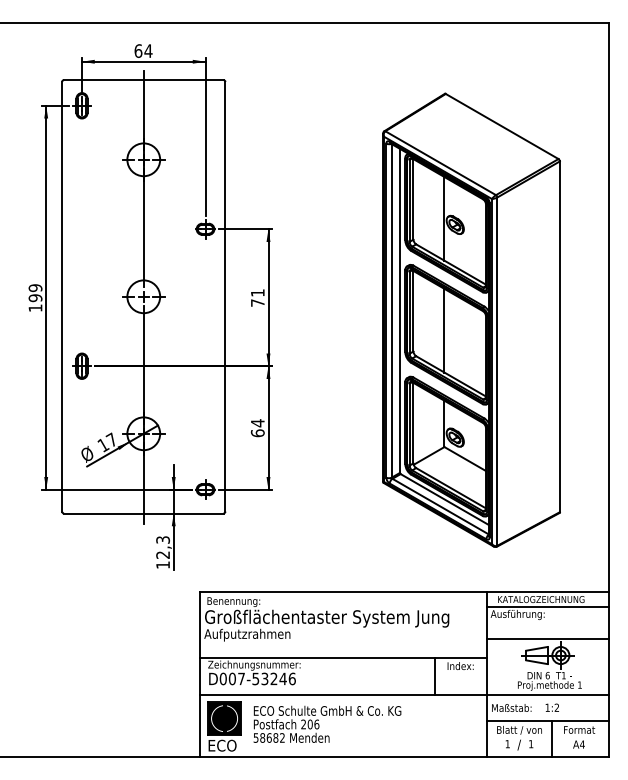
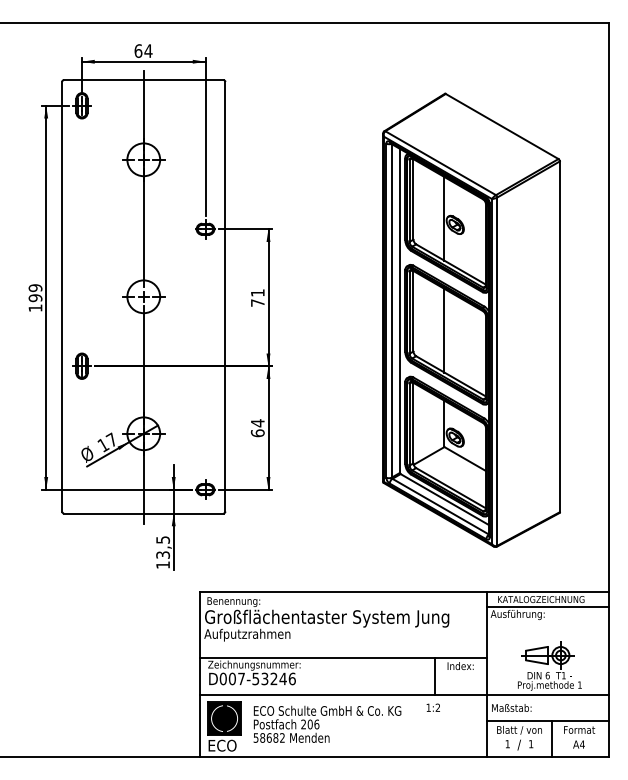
text: 12,3 -> 13,5 (162, 547)
line: present -> none (548, 638)
text position: (551, 707) -> (432, 707) (432, 707)
